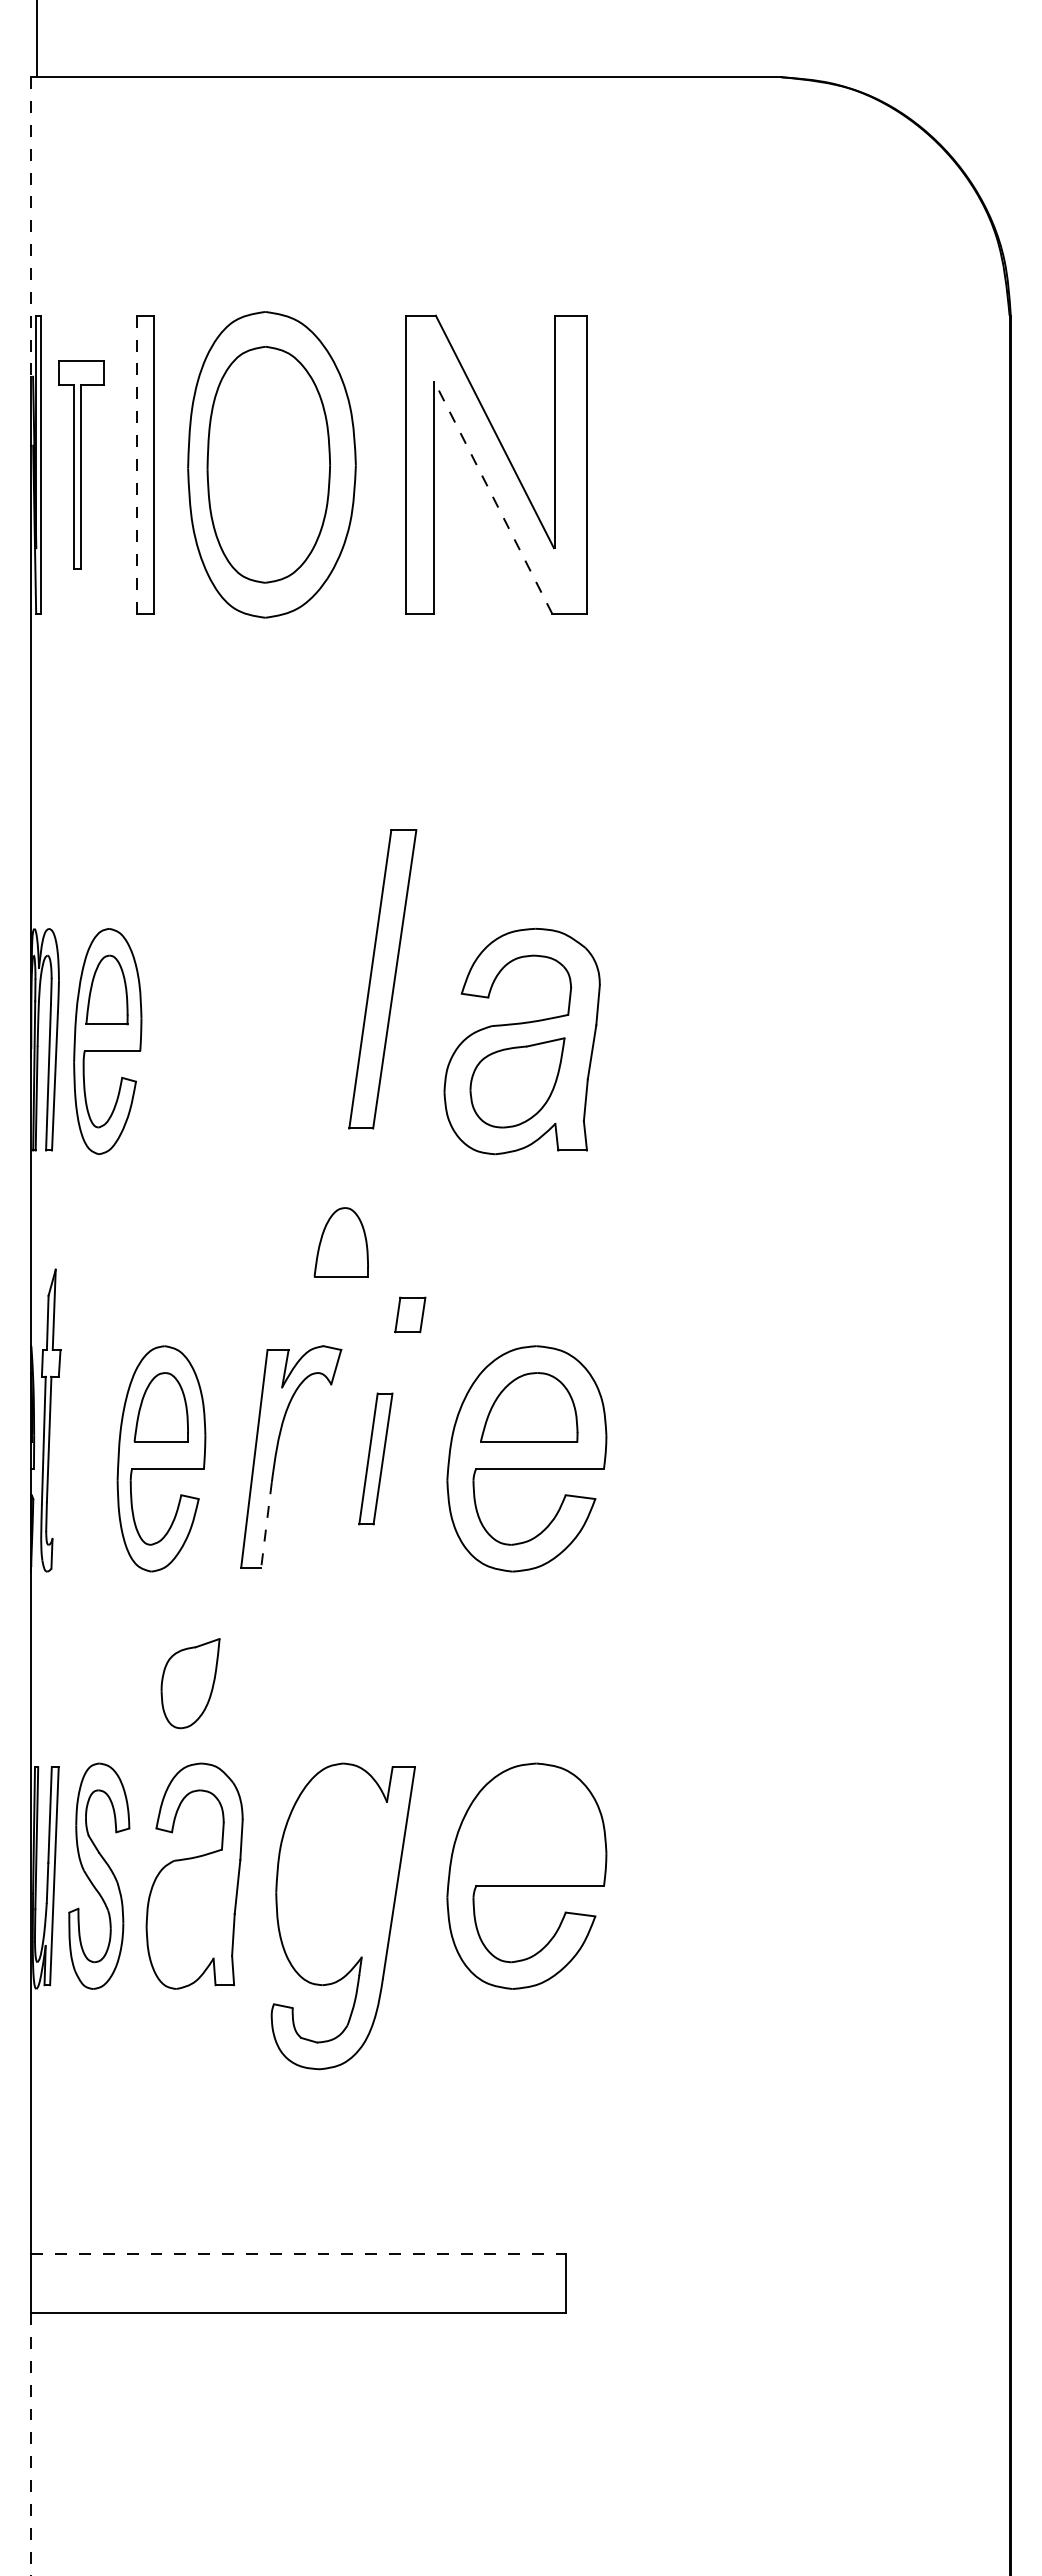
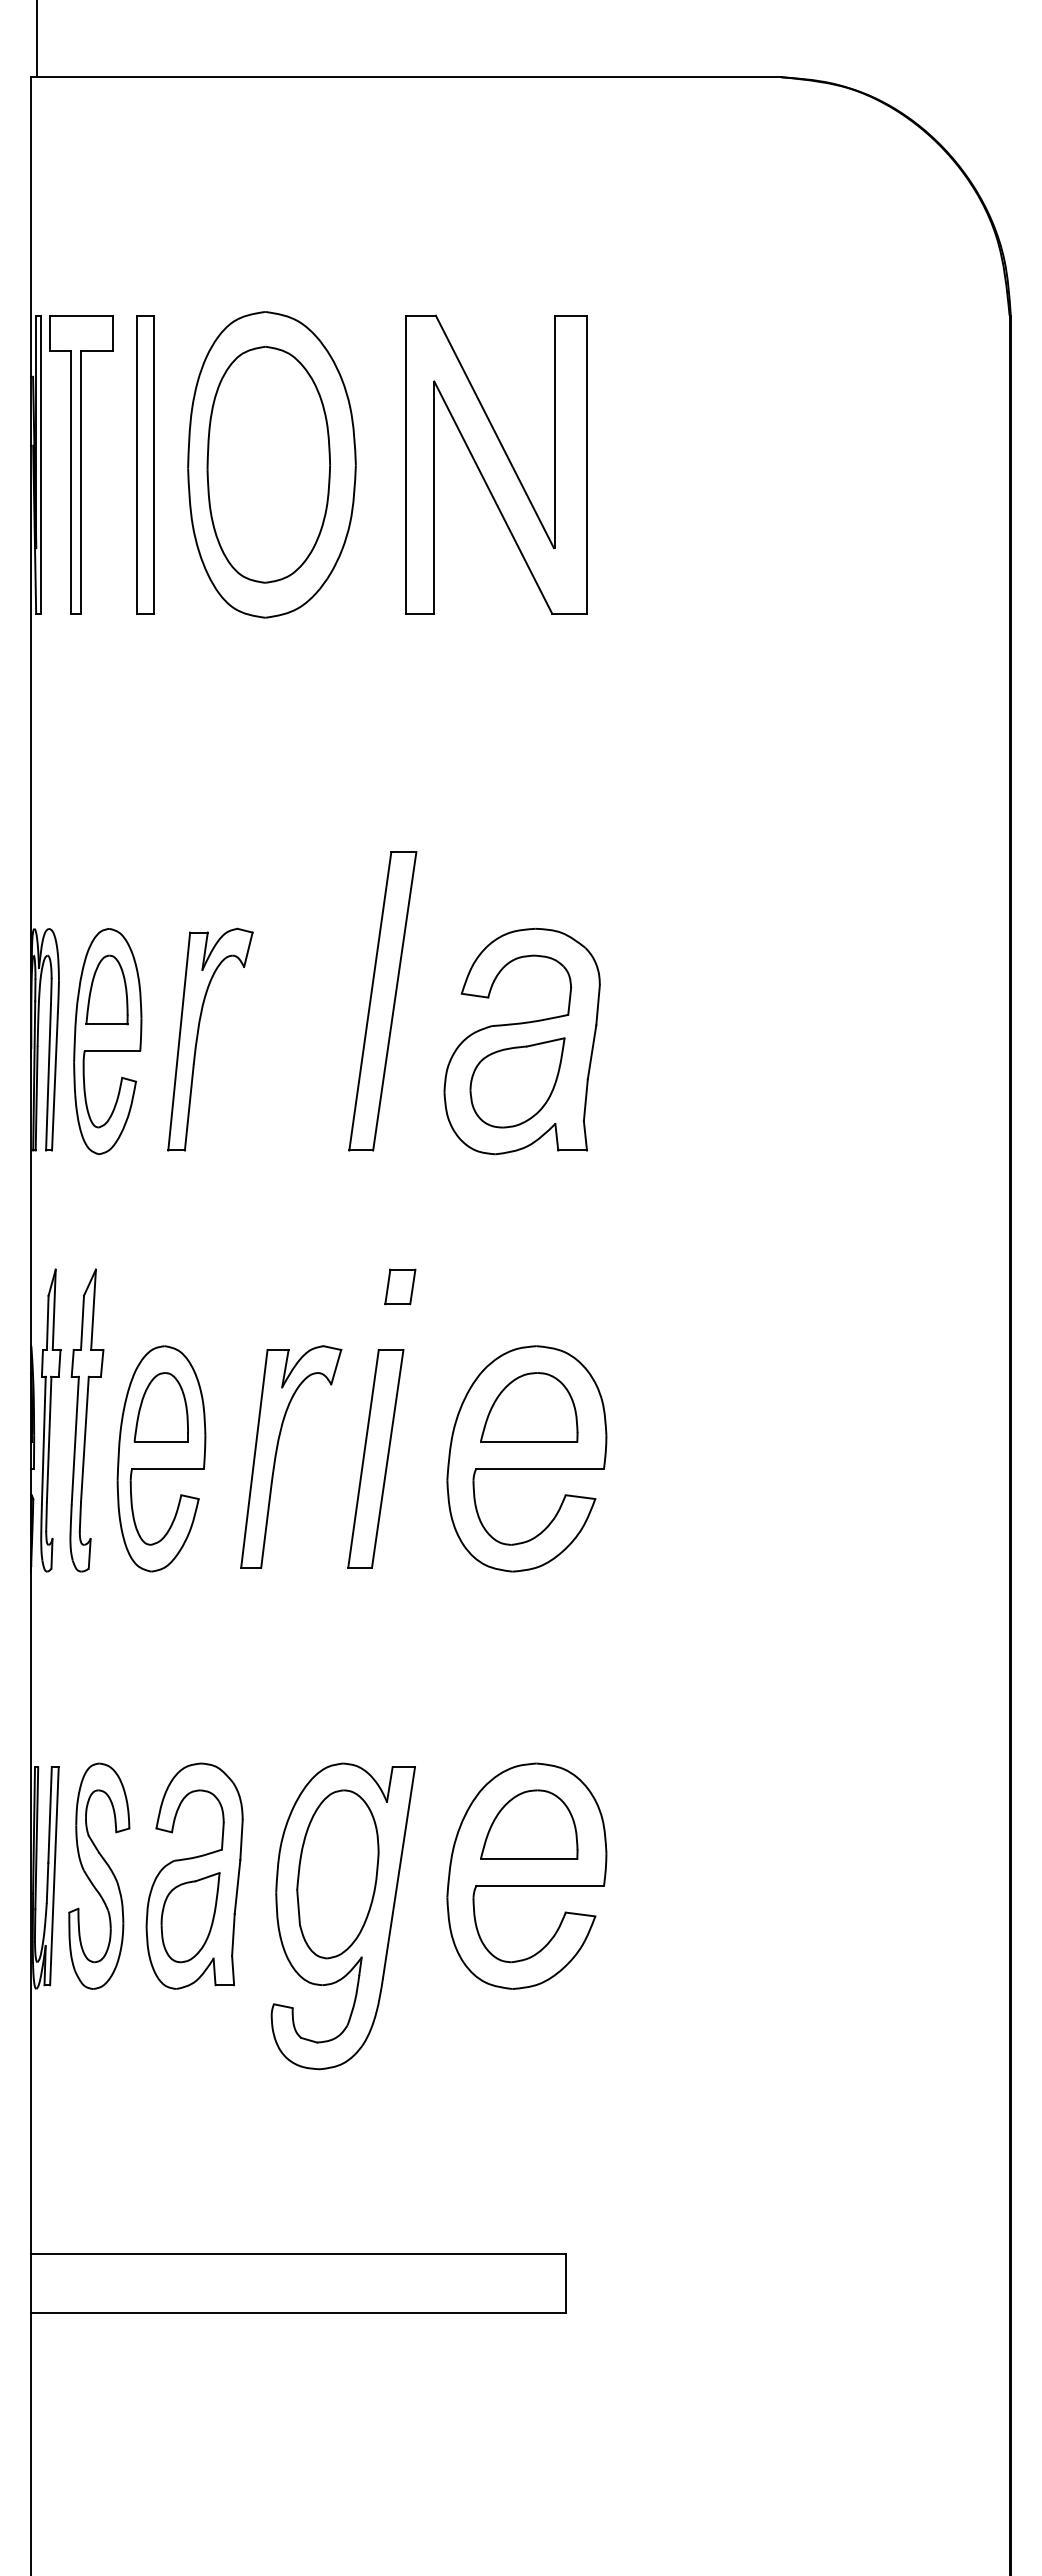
line: dashed -> solid (31, 227)
part size: 47x210 px -> 65x300 px (81, 464)
line: dashed -> solid (137, 464)
line: dashed -> solid (493, 497)
part position: (382, 979) -> (382, 1001) (382, 1001)
part: none -> present (198, 1037)
part: present -> none (340, 1242)
part position: (410, 1314) -> (400, 1286) (400, 1286)
part: none -> present (86, 1420)
part size: 36x134 px -> 58x220 px (375, 1458)
line: dashed -> solid (266, 1525)
part position: (190, 1683) -> (190, 1917) (190, 1917)
part: none -> present (529, 1824)
part: none -> present (337, 1874)
line: dashed -> solid (299, 2253)
line: dashed -> solid (31, 2444)
